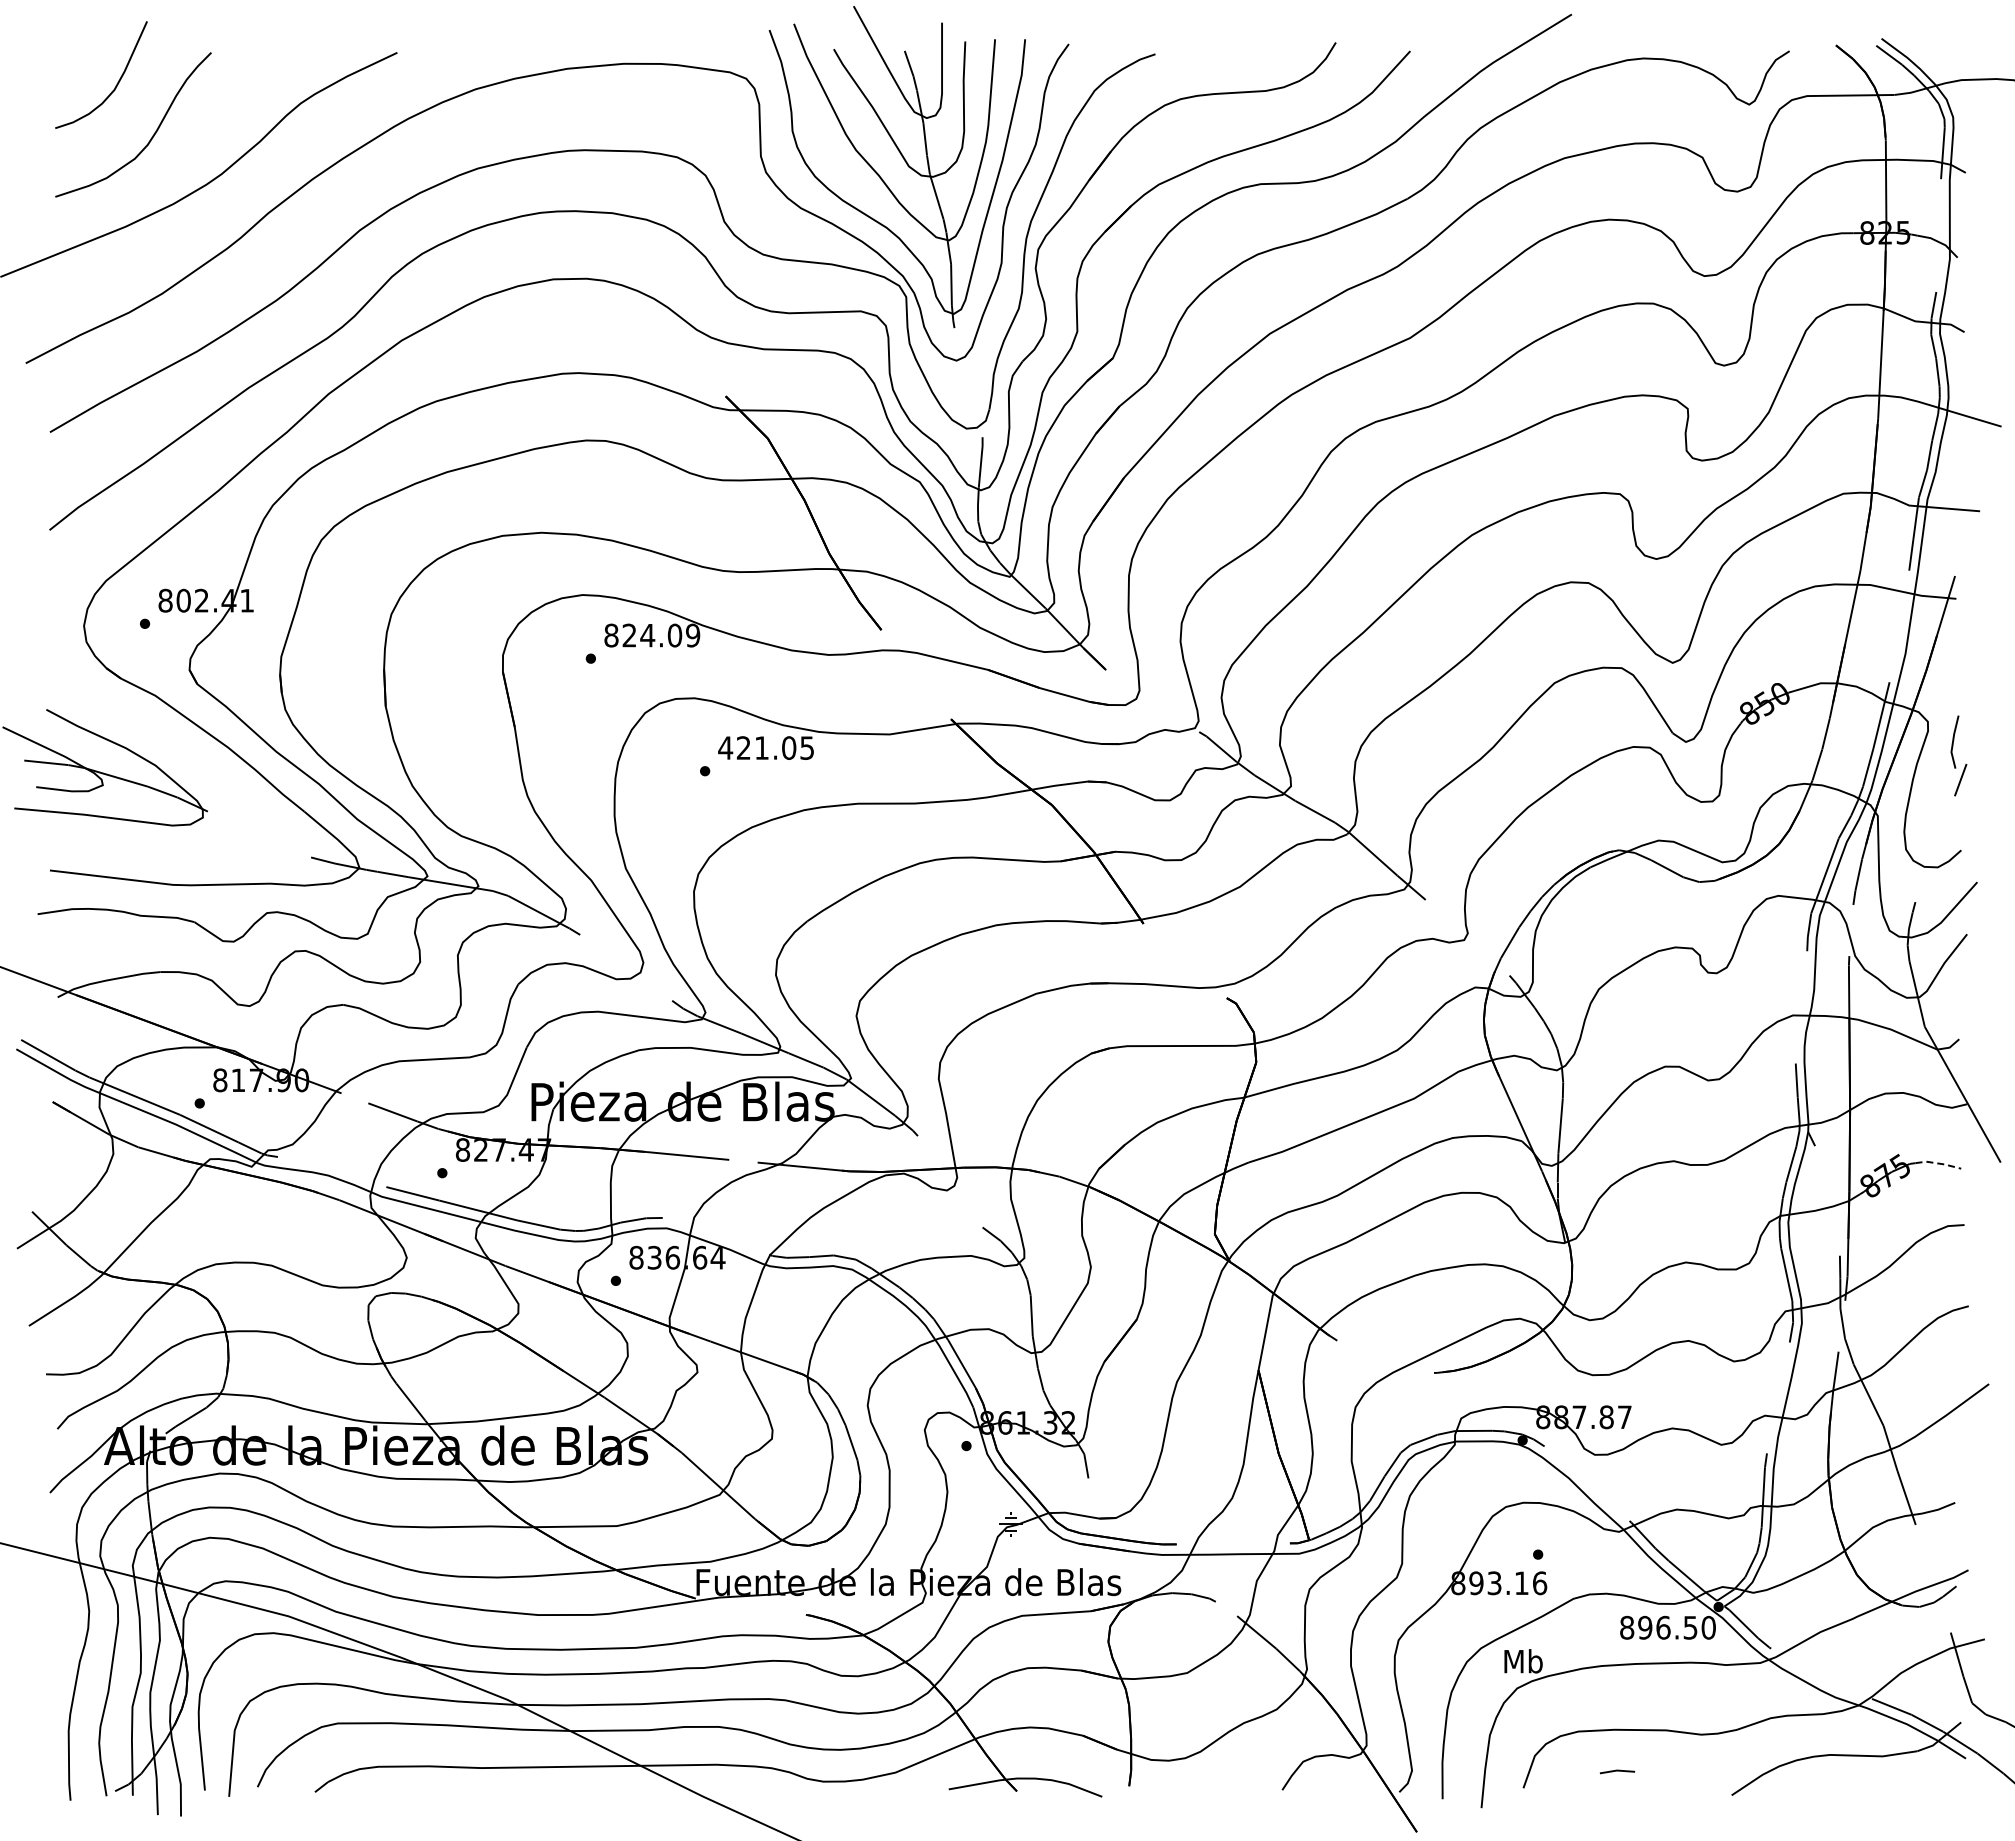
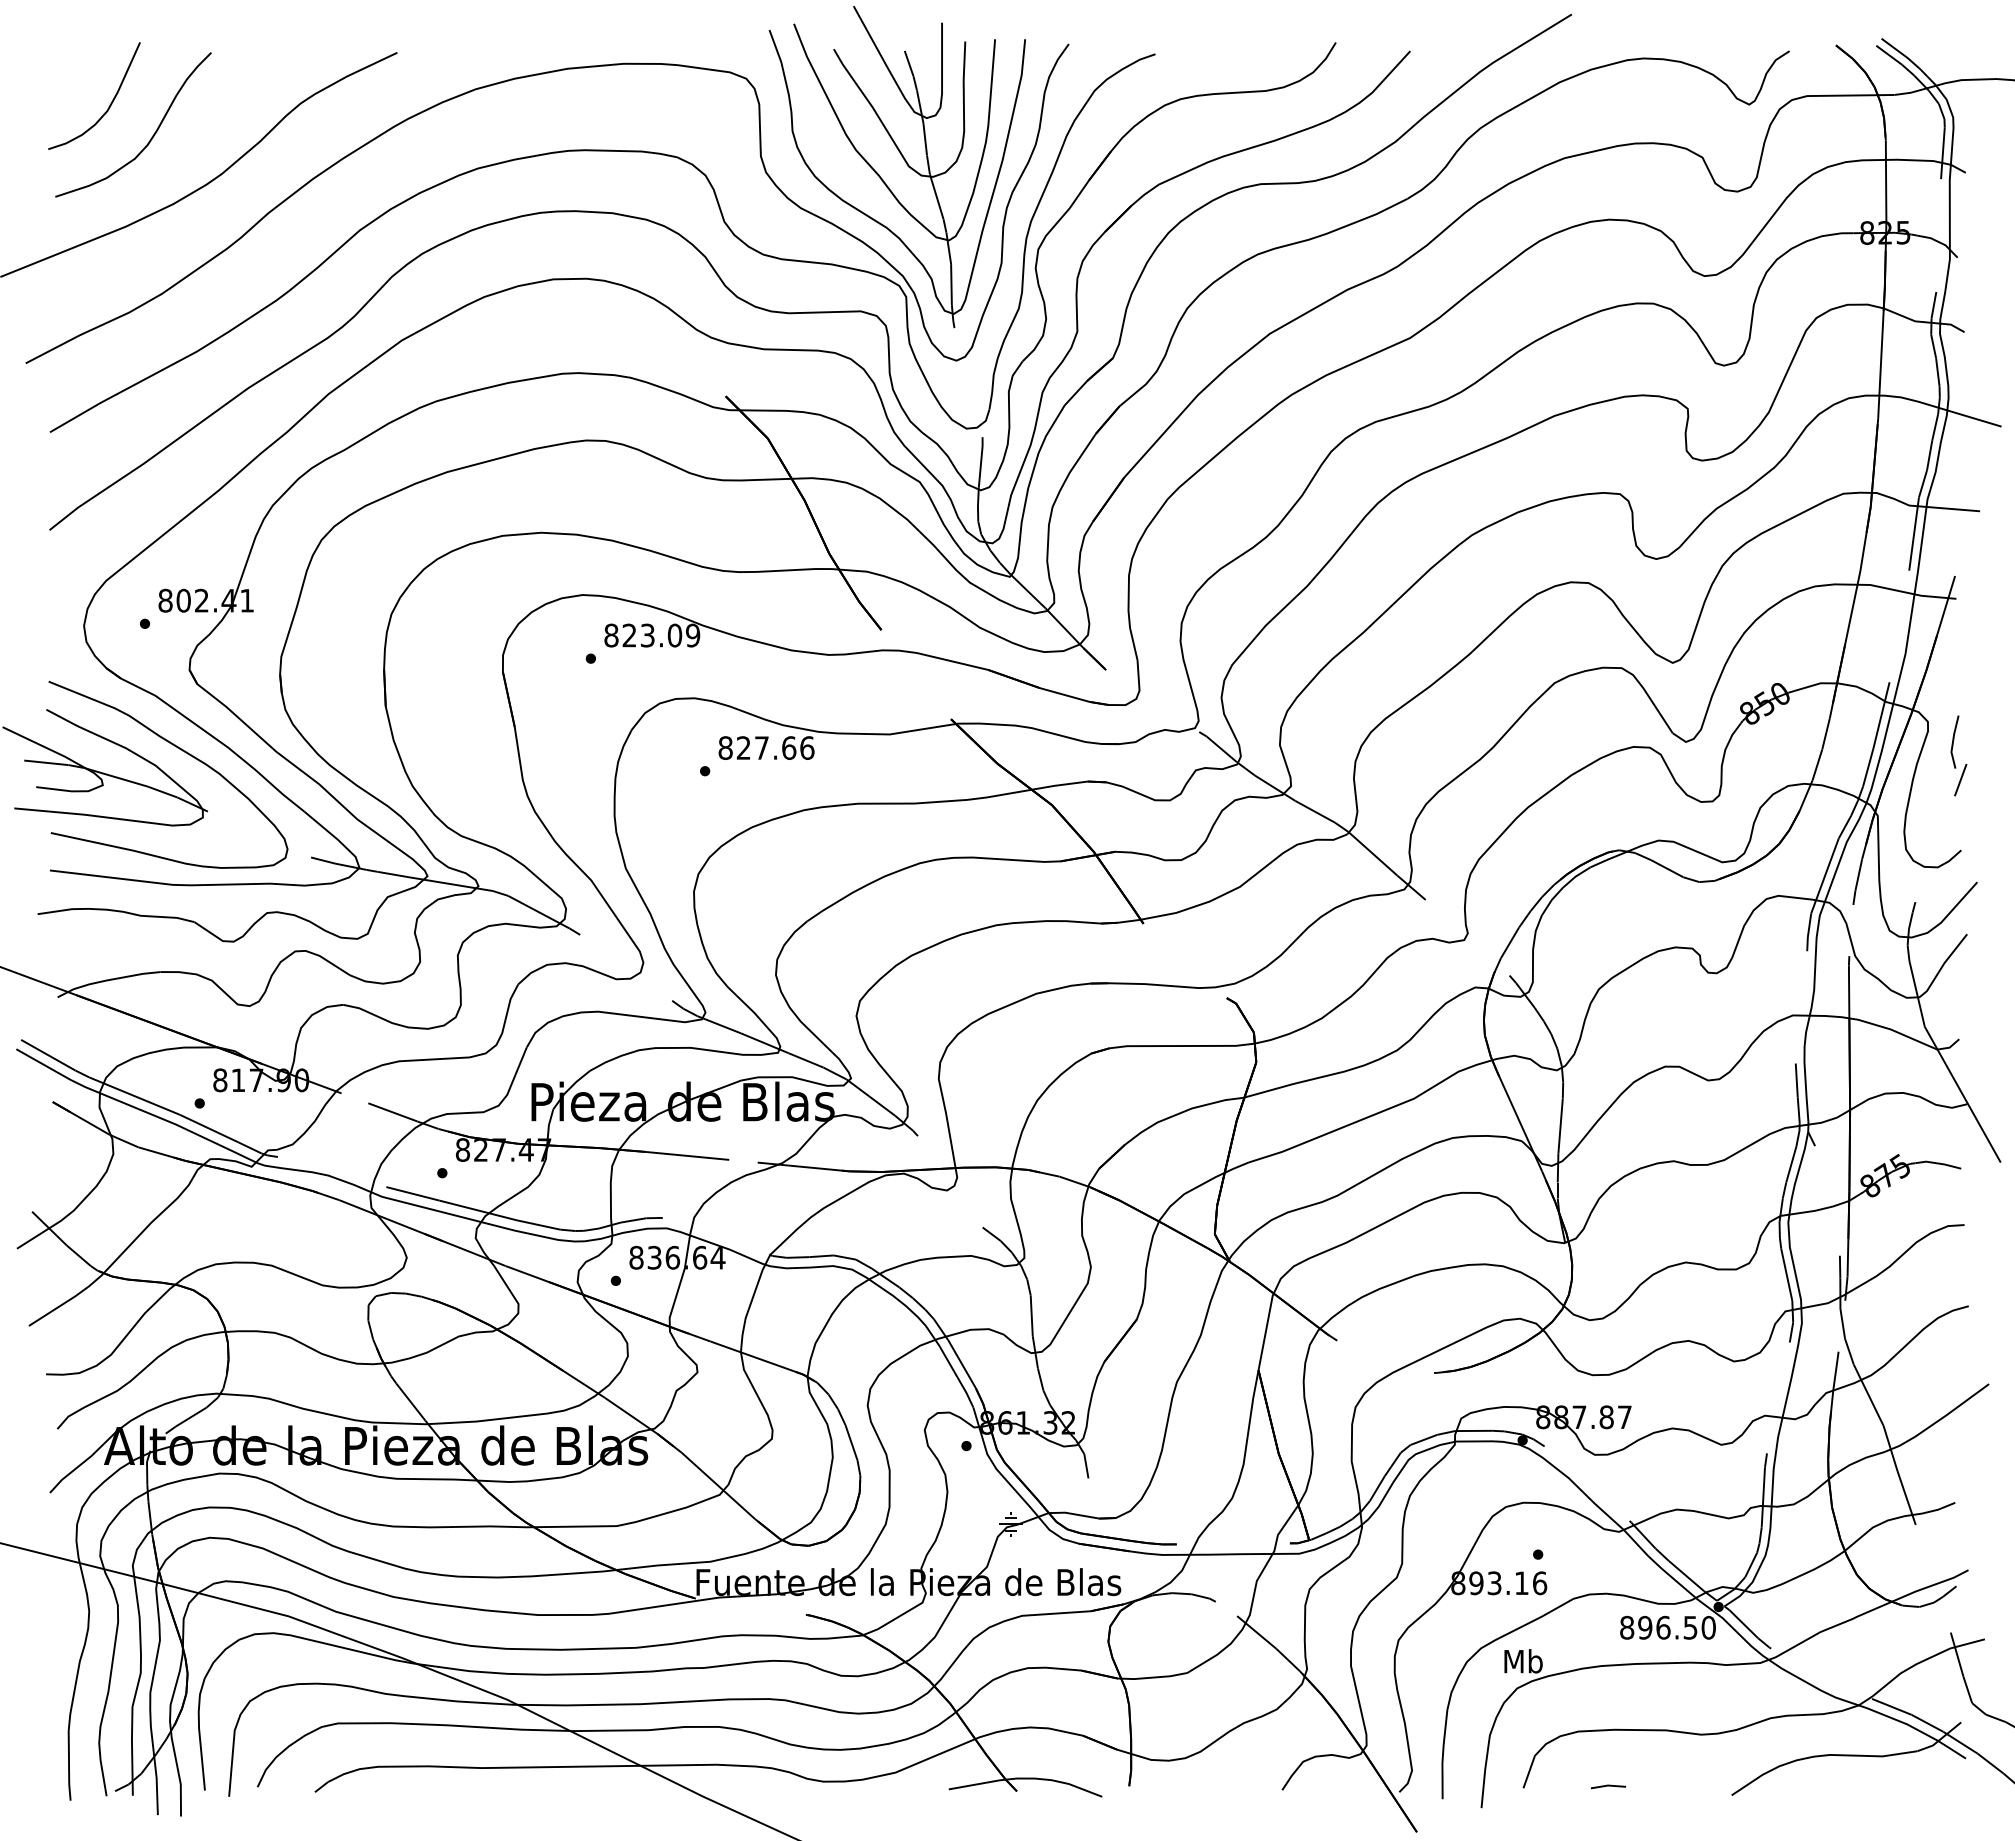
curve position: (115, 85) -> (108, 106) (108, 106)
text: 824.09 -> 823.09 (647, 635)
text: 421.05 -> 827.66 (766, 747)
curve: none -> present (182, 751)
line: dashed -> solid (1938, 1163)
line position: (1617, 1771) -> (1608, 1786) (1608, 1786)
